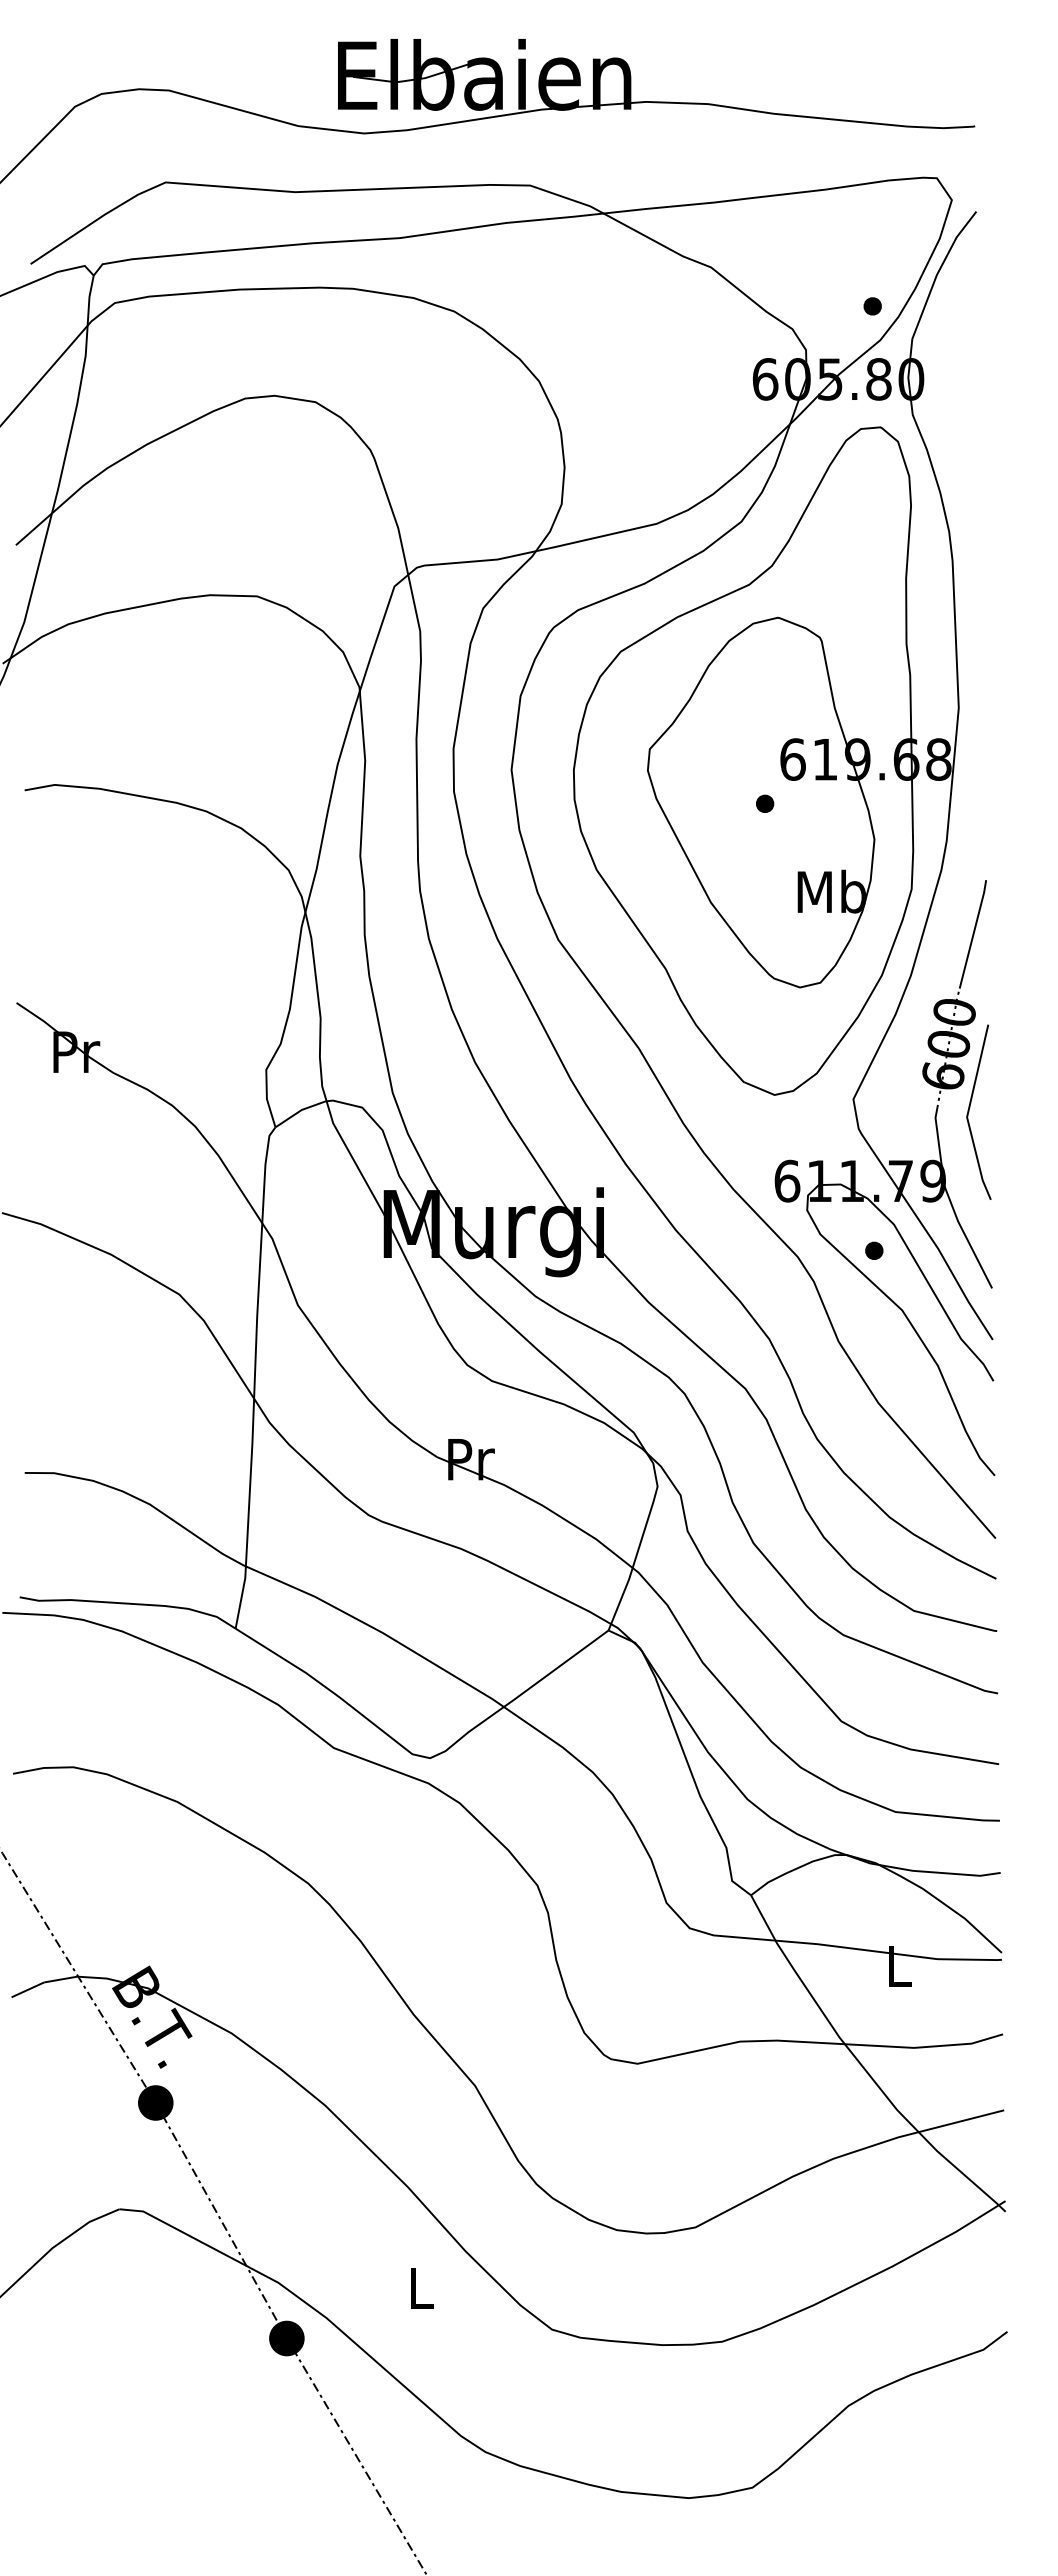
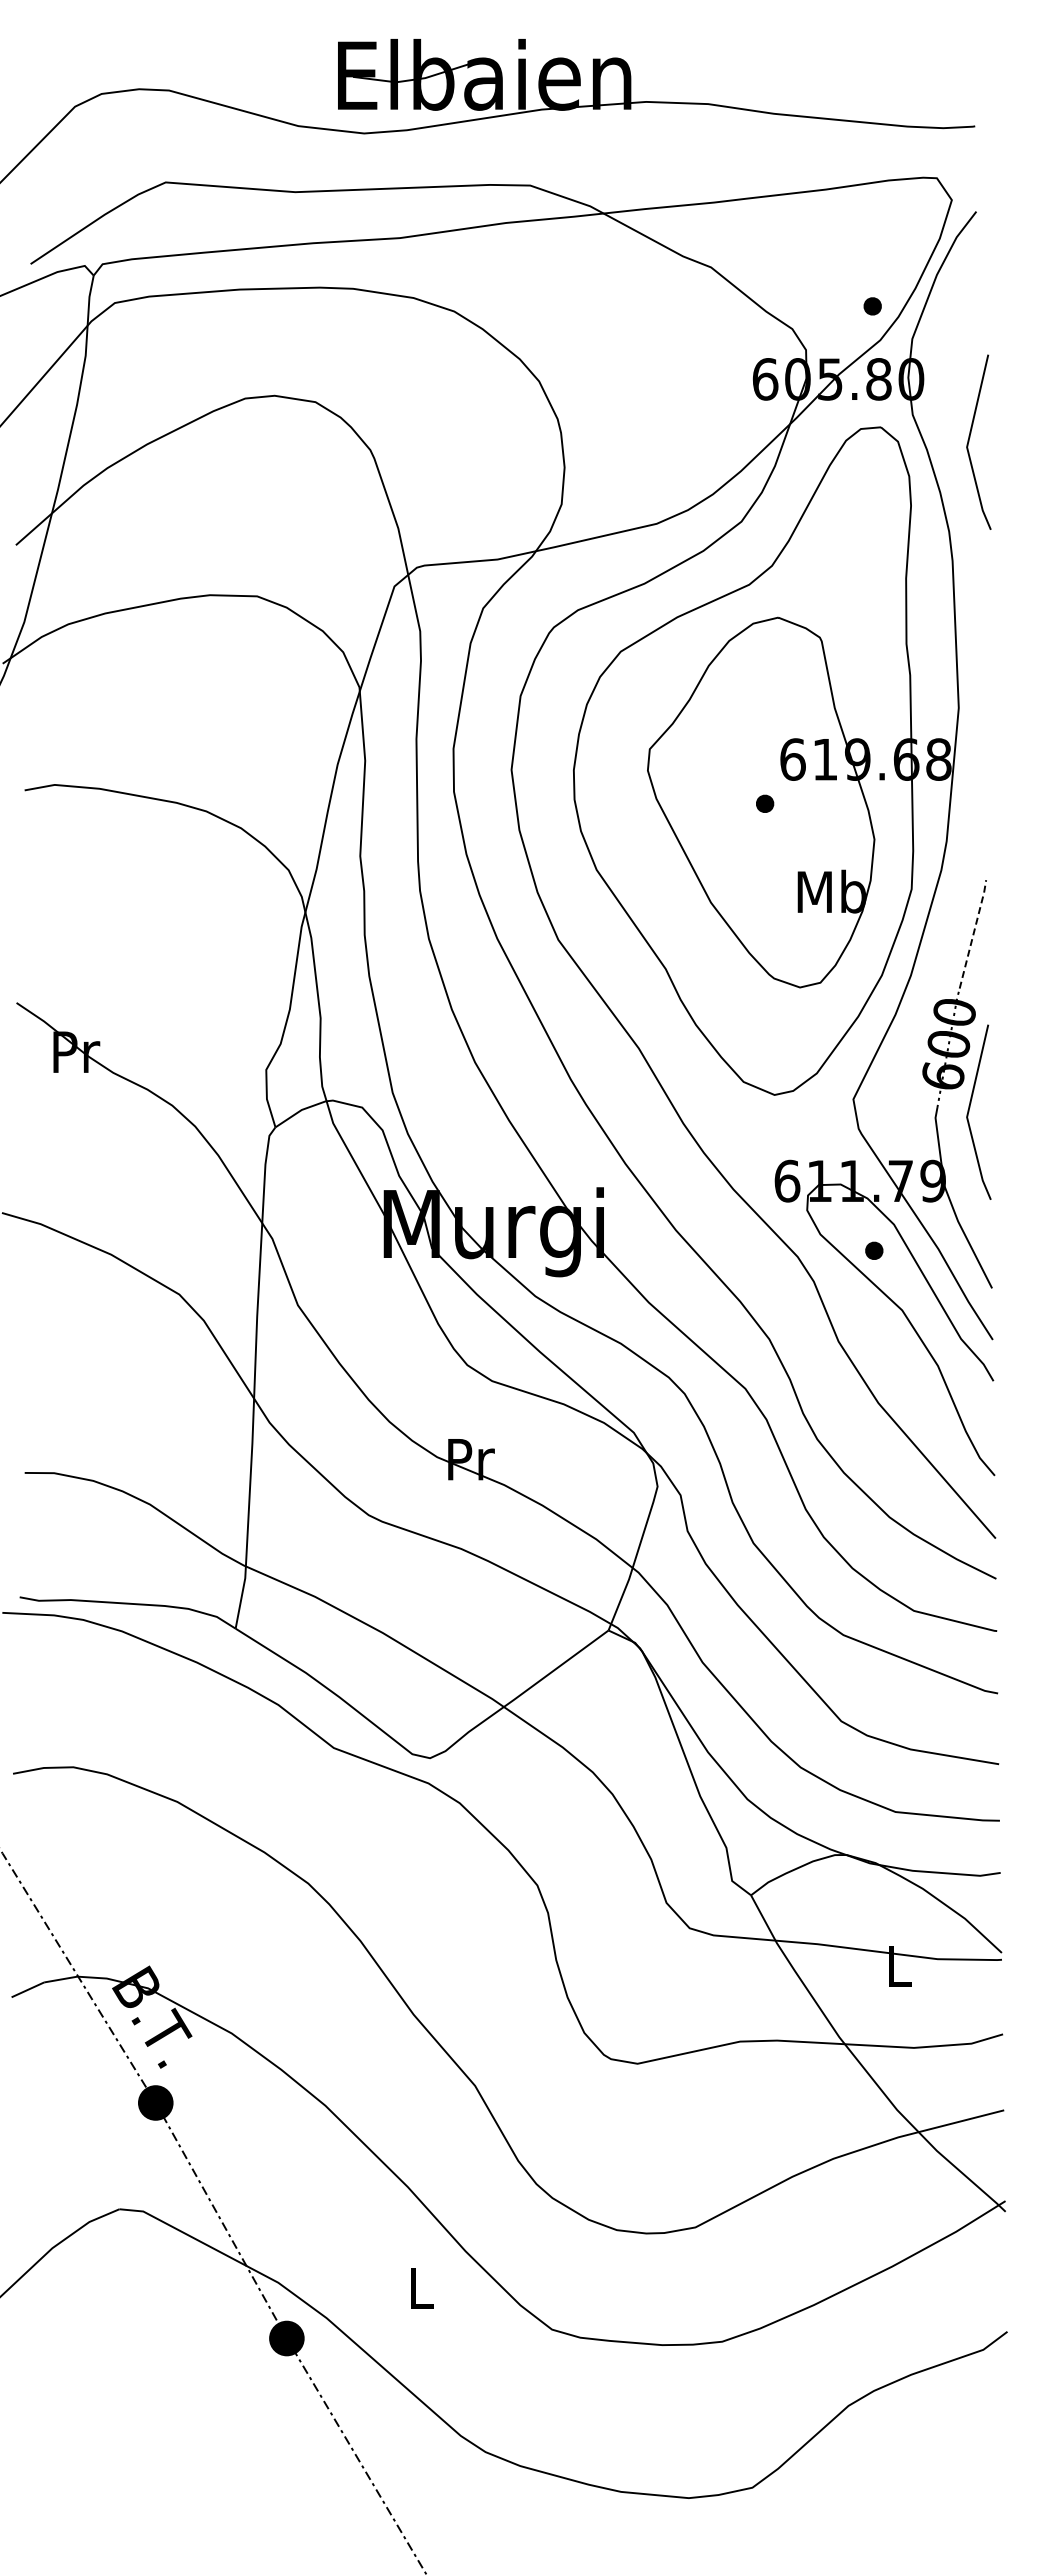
line: none -> present (970, 437)
line: solid -> dashed (973, 933)
